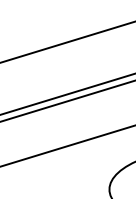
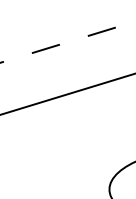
line: solid -> dashed (68, 42)
line: present -> none (67, 101)
line: present -> none (67, 145)
